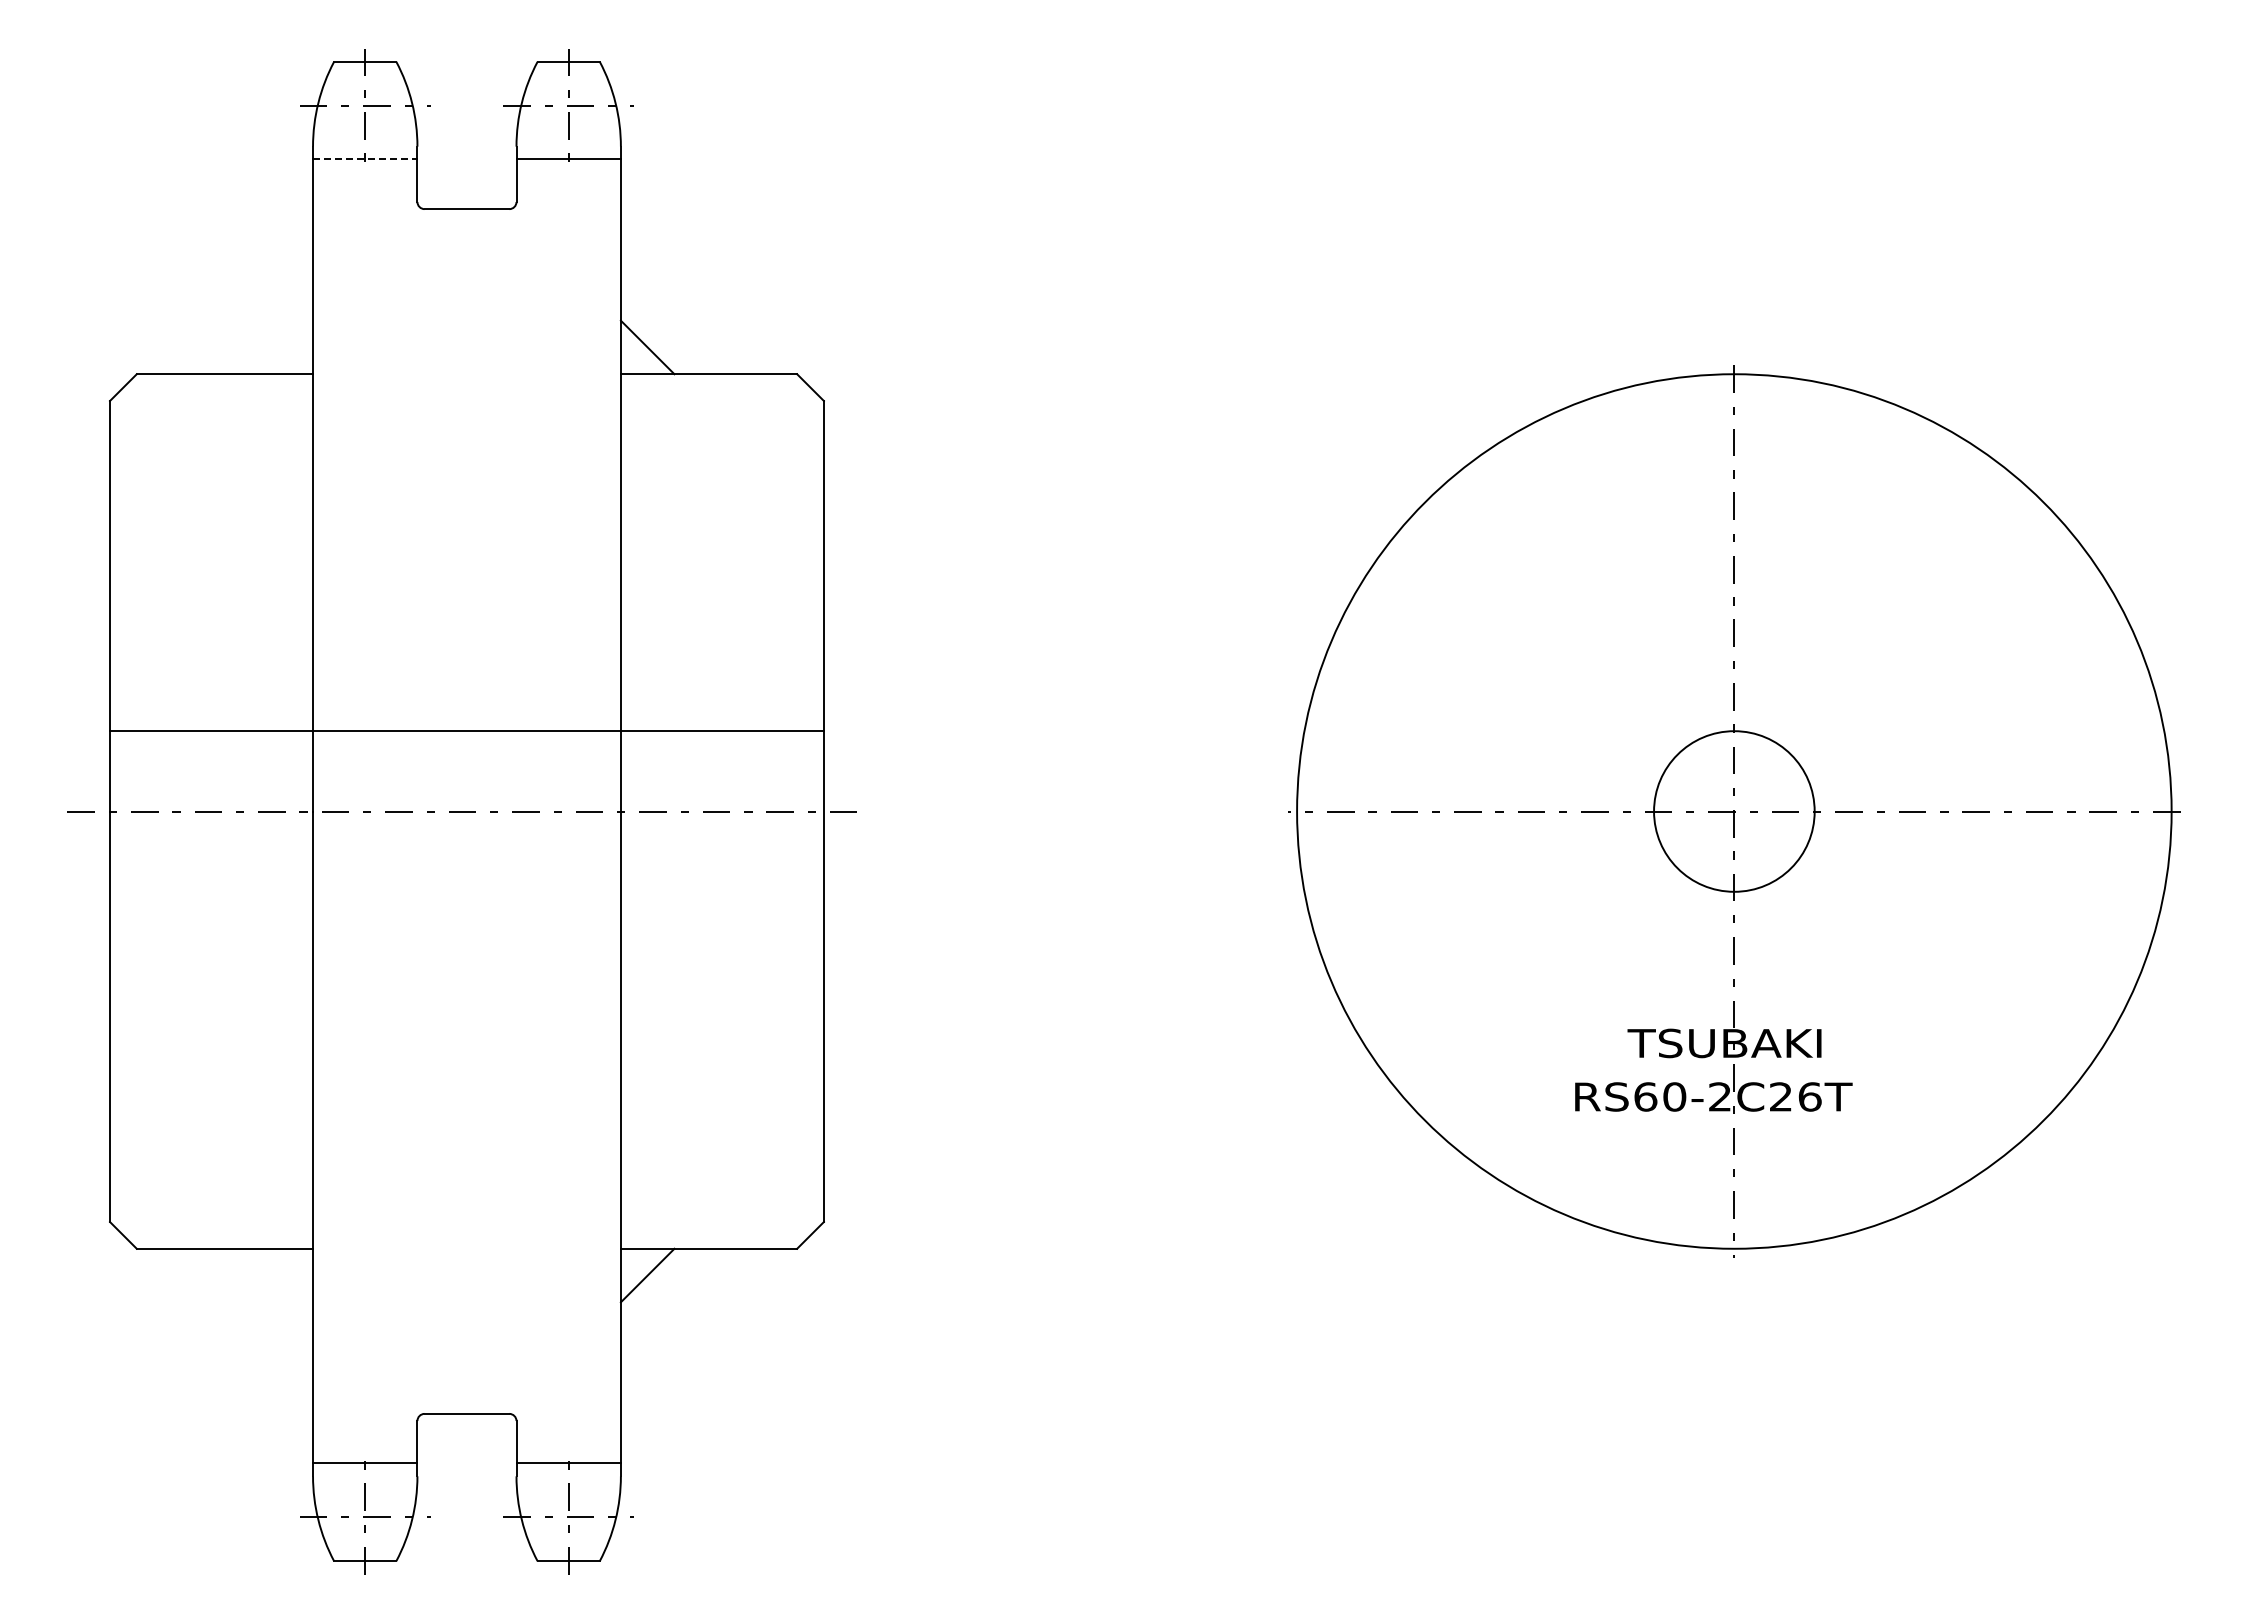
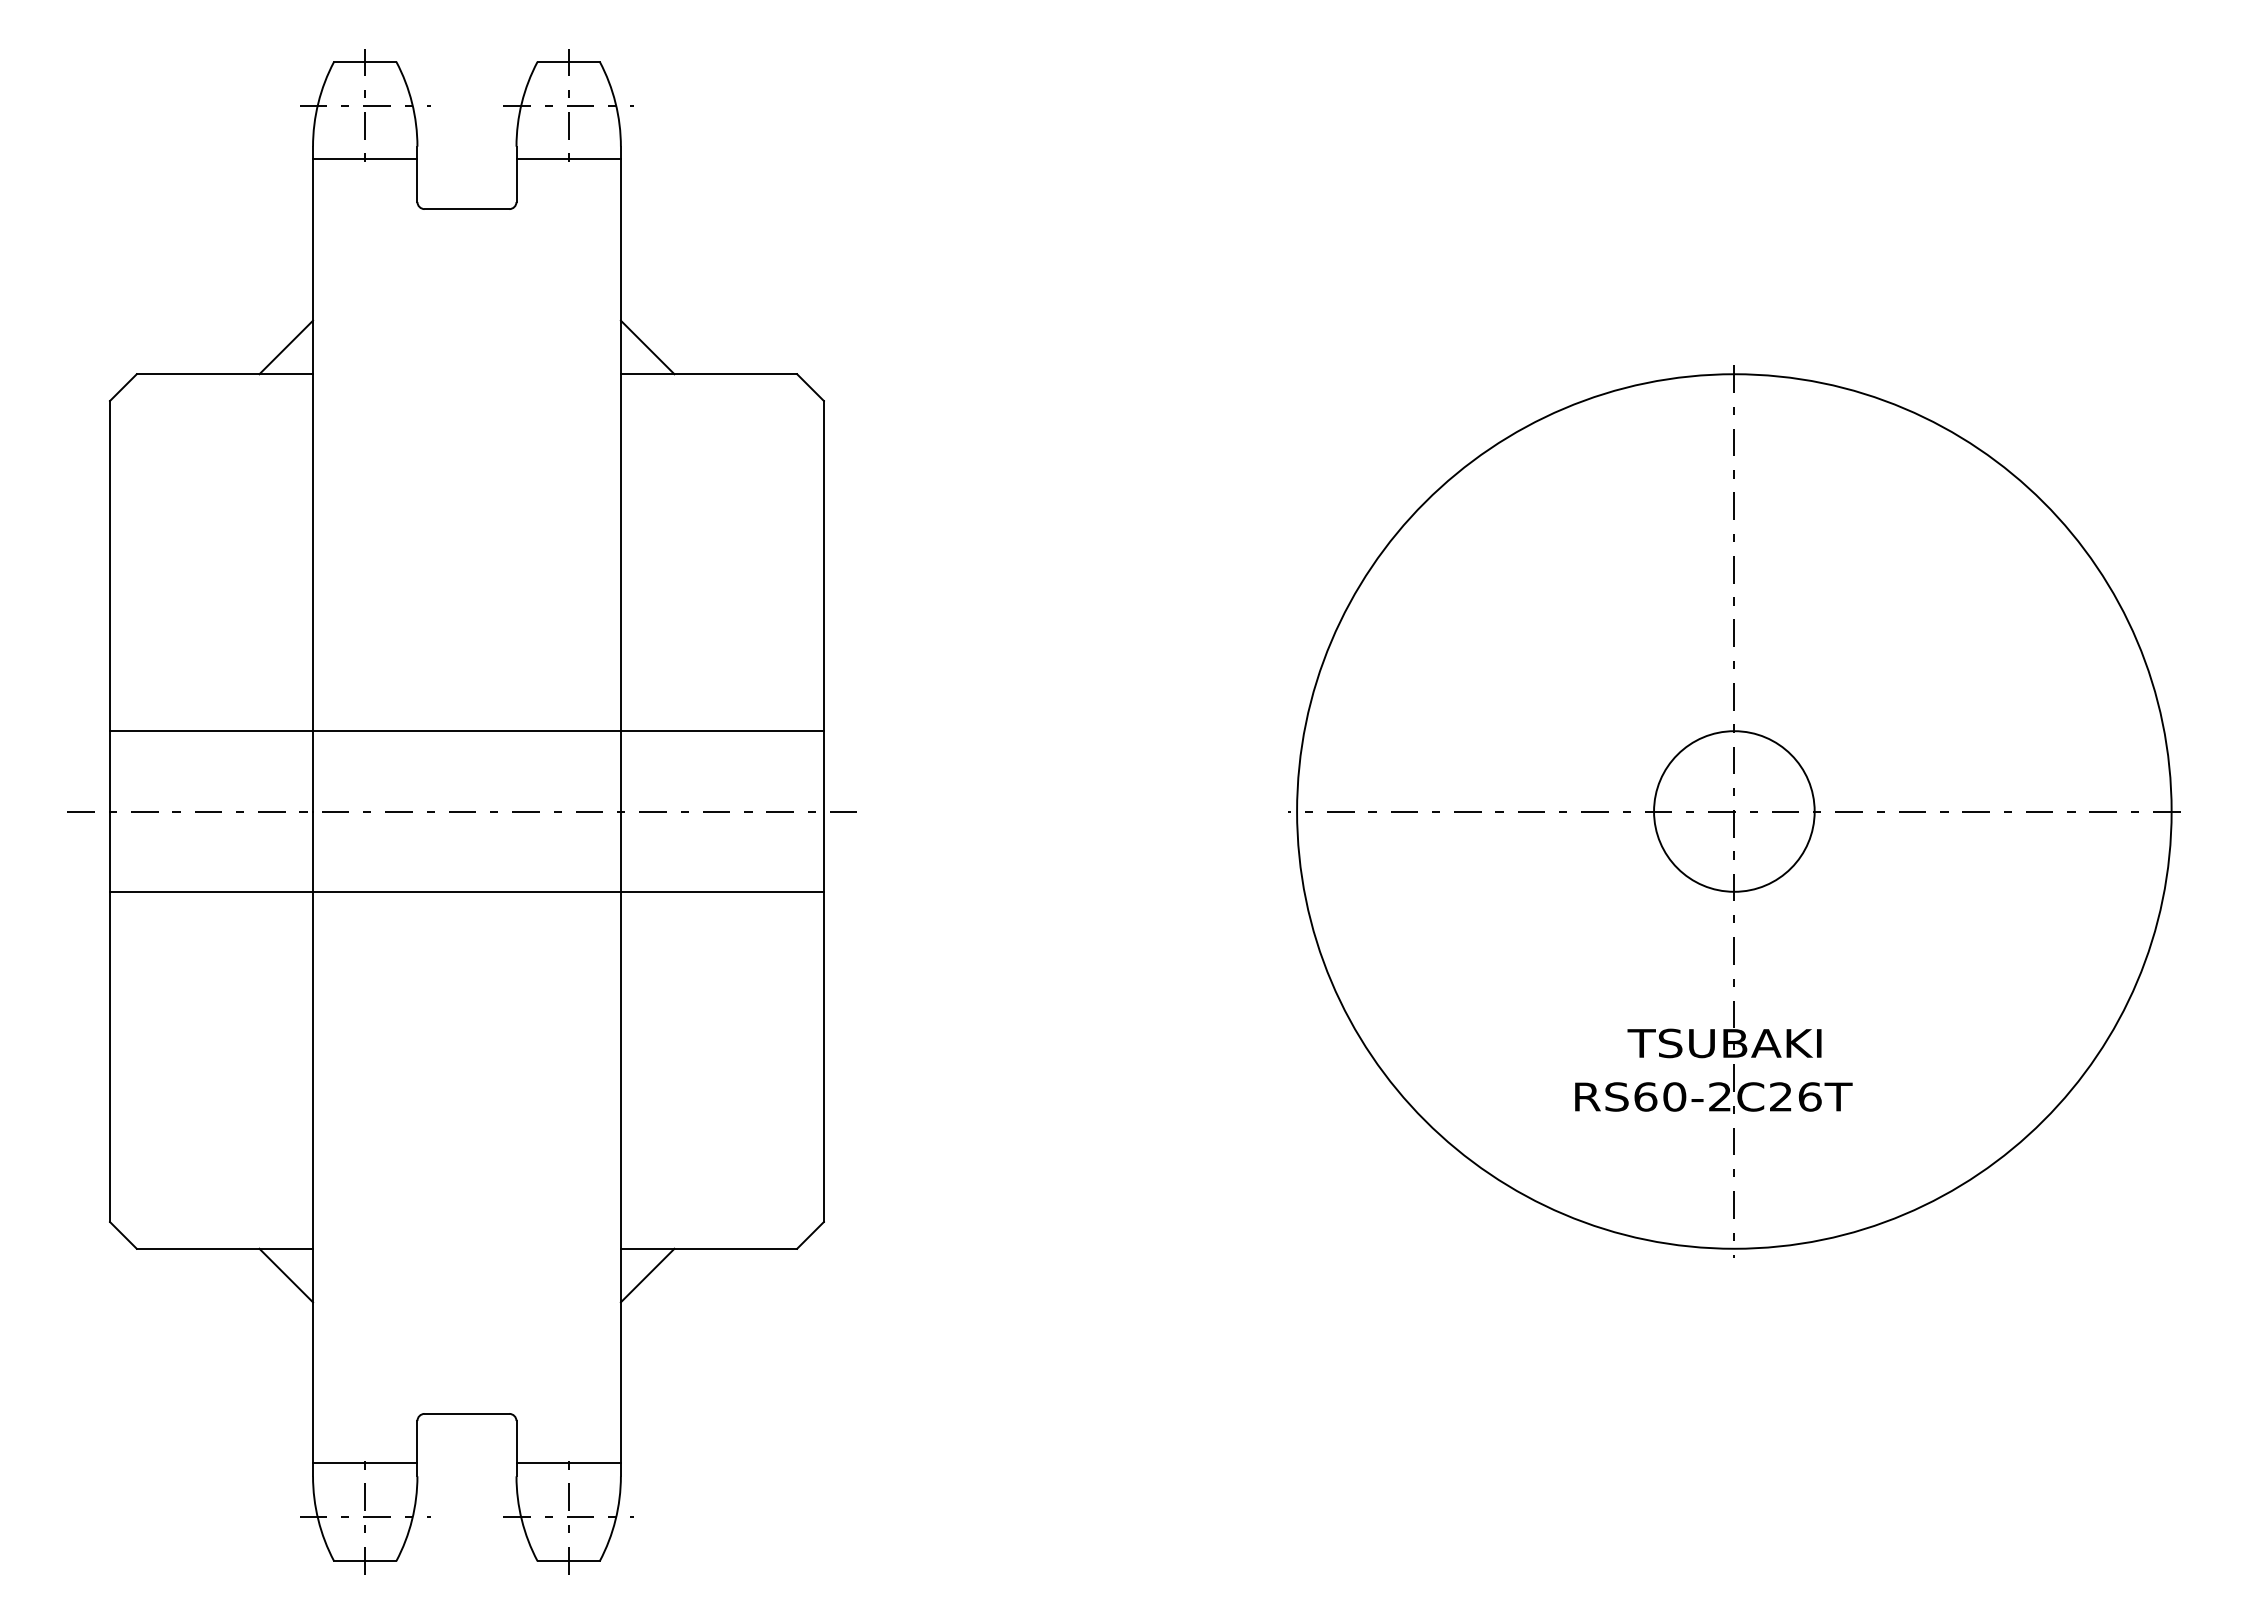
line: dashed -> solid (365, 159)
line: none -> present (286, 347)
line: none -> present (466, 891)
line: none -> present (286, 1275)
